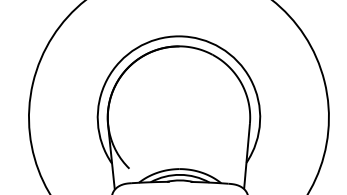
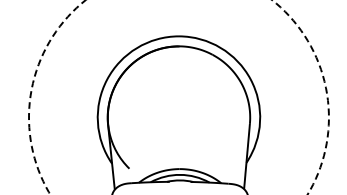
arc: solid -> dashed (31, 90)
arc: solid -> dashed (326, 90)
